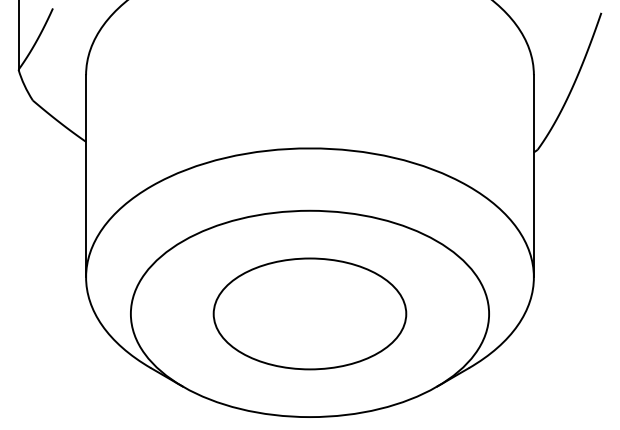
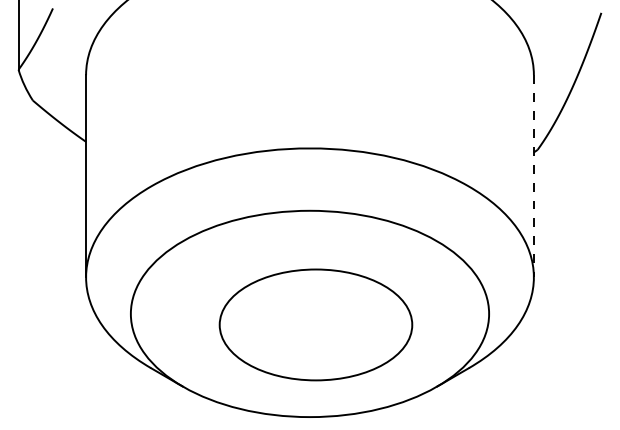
line: solid -> dashed (533, 176)
part position: (309, 313) -> (315, 324) (315, 324)
